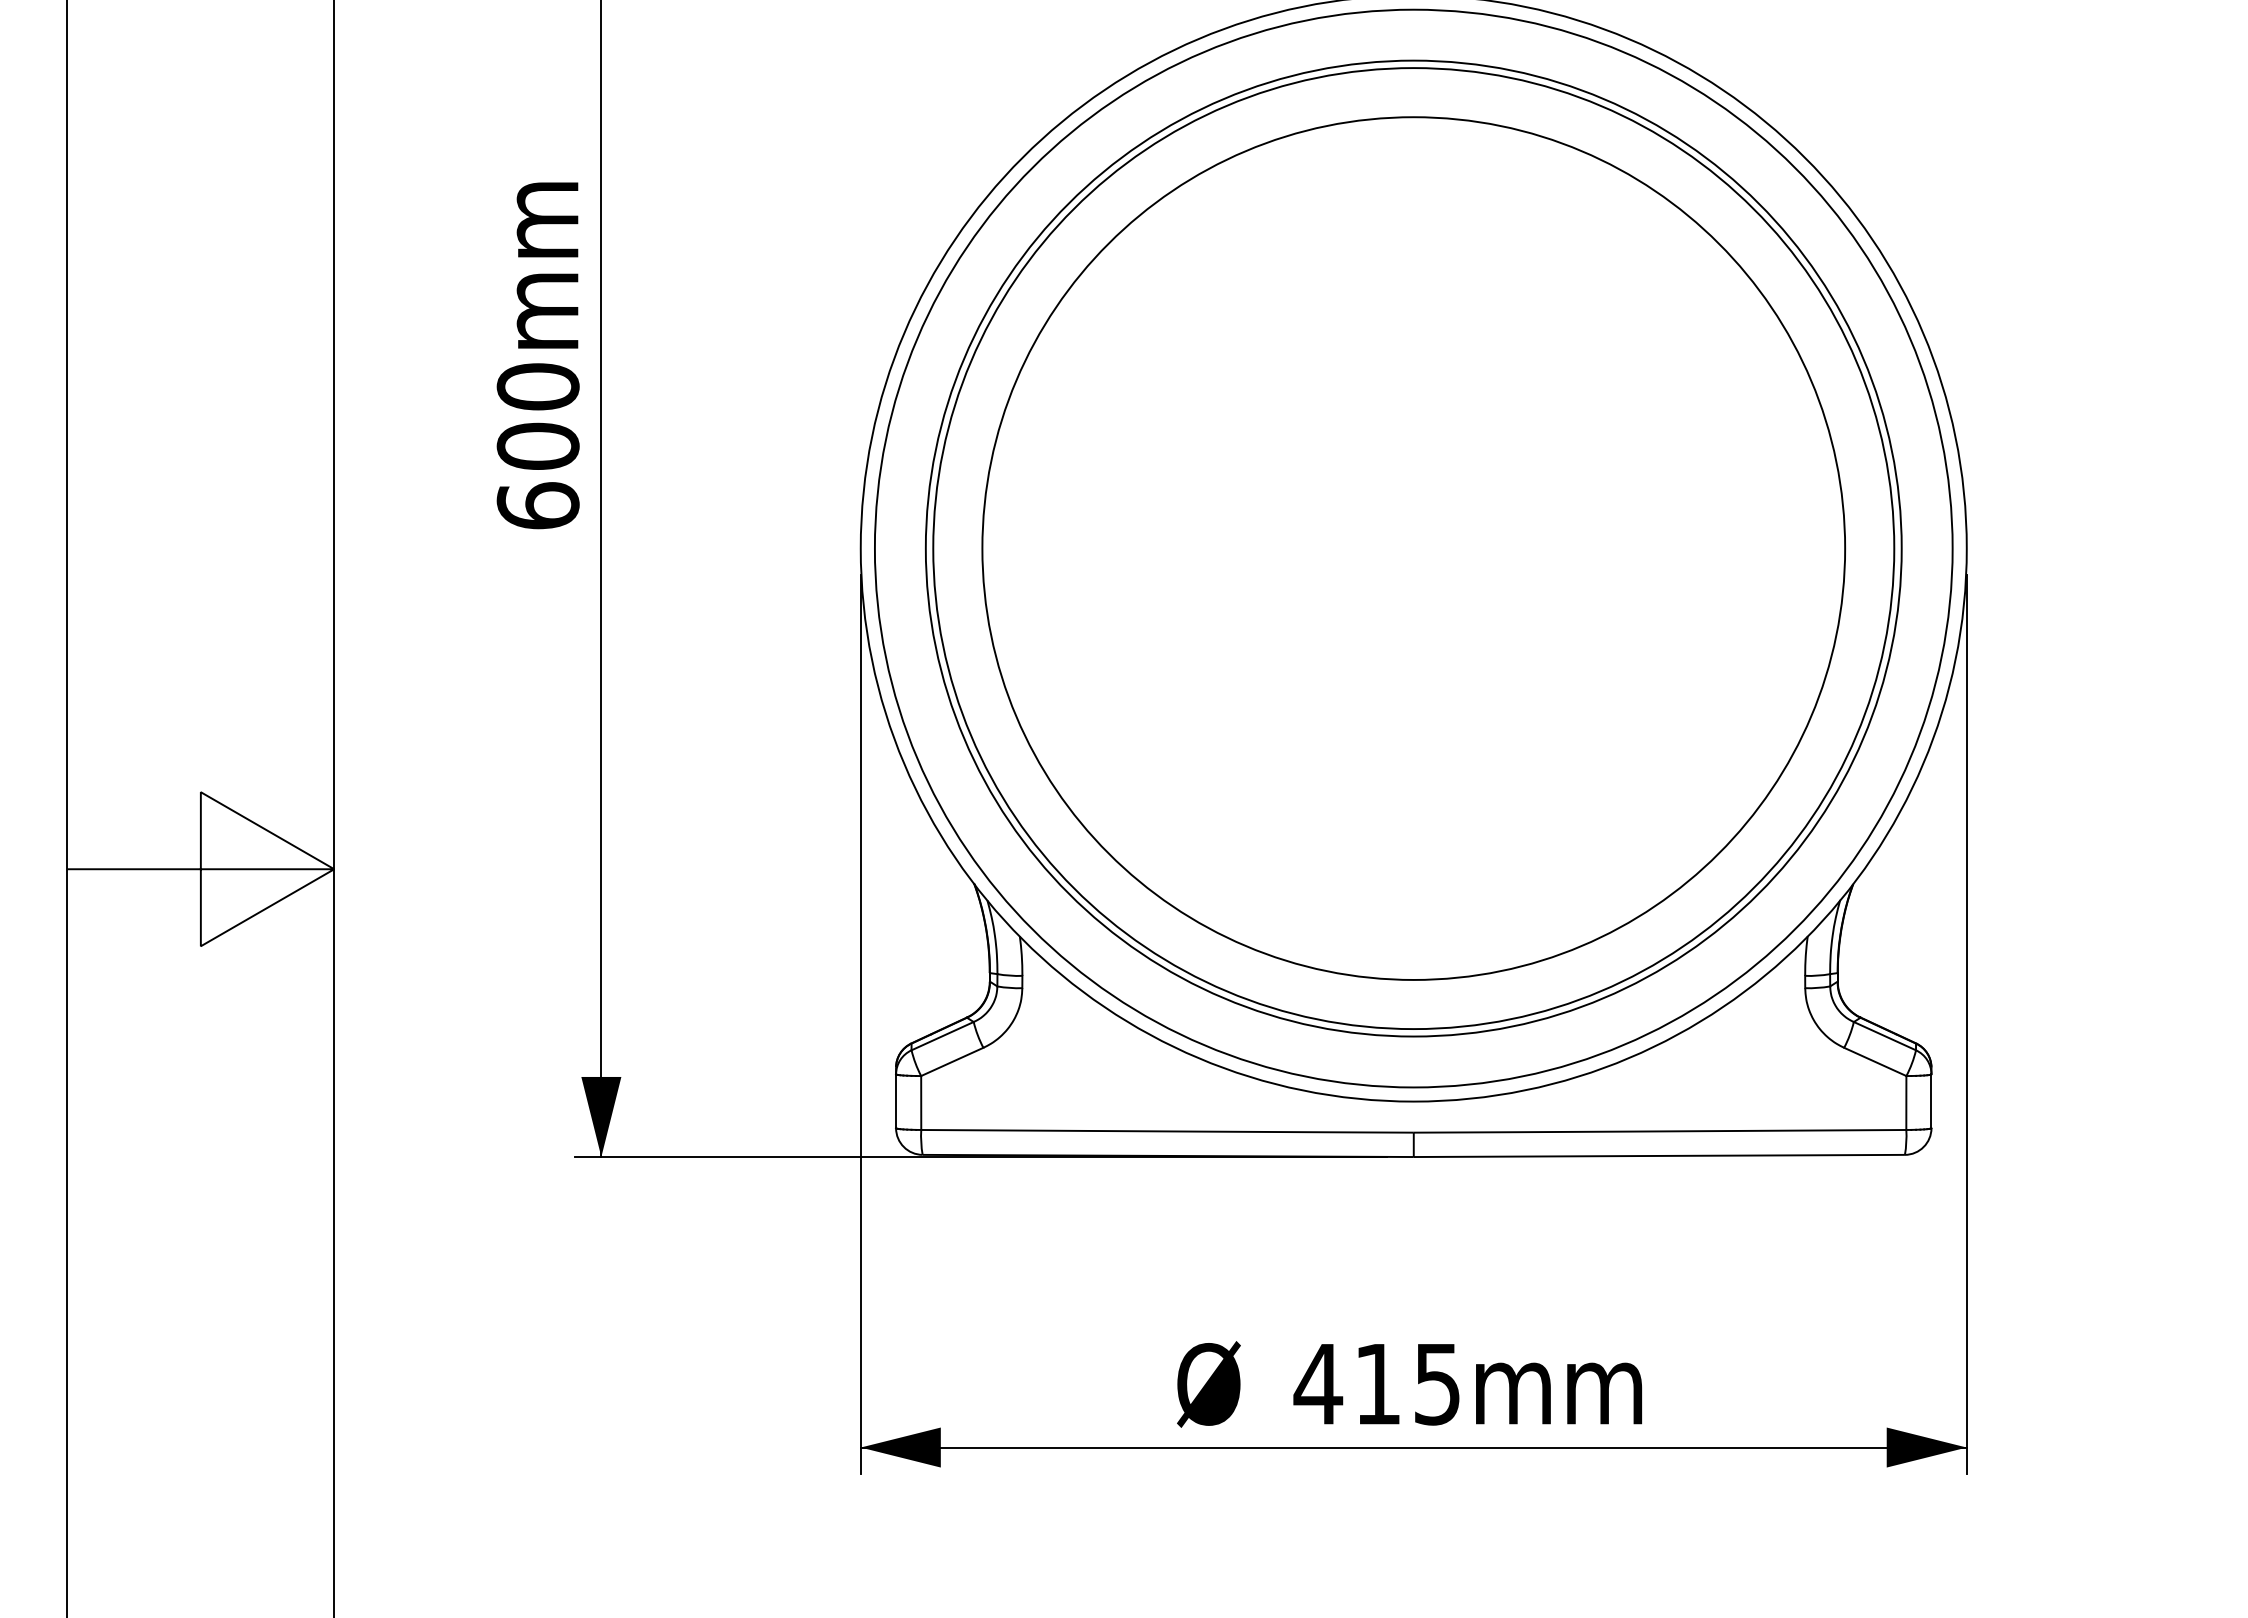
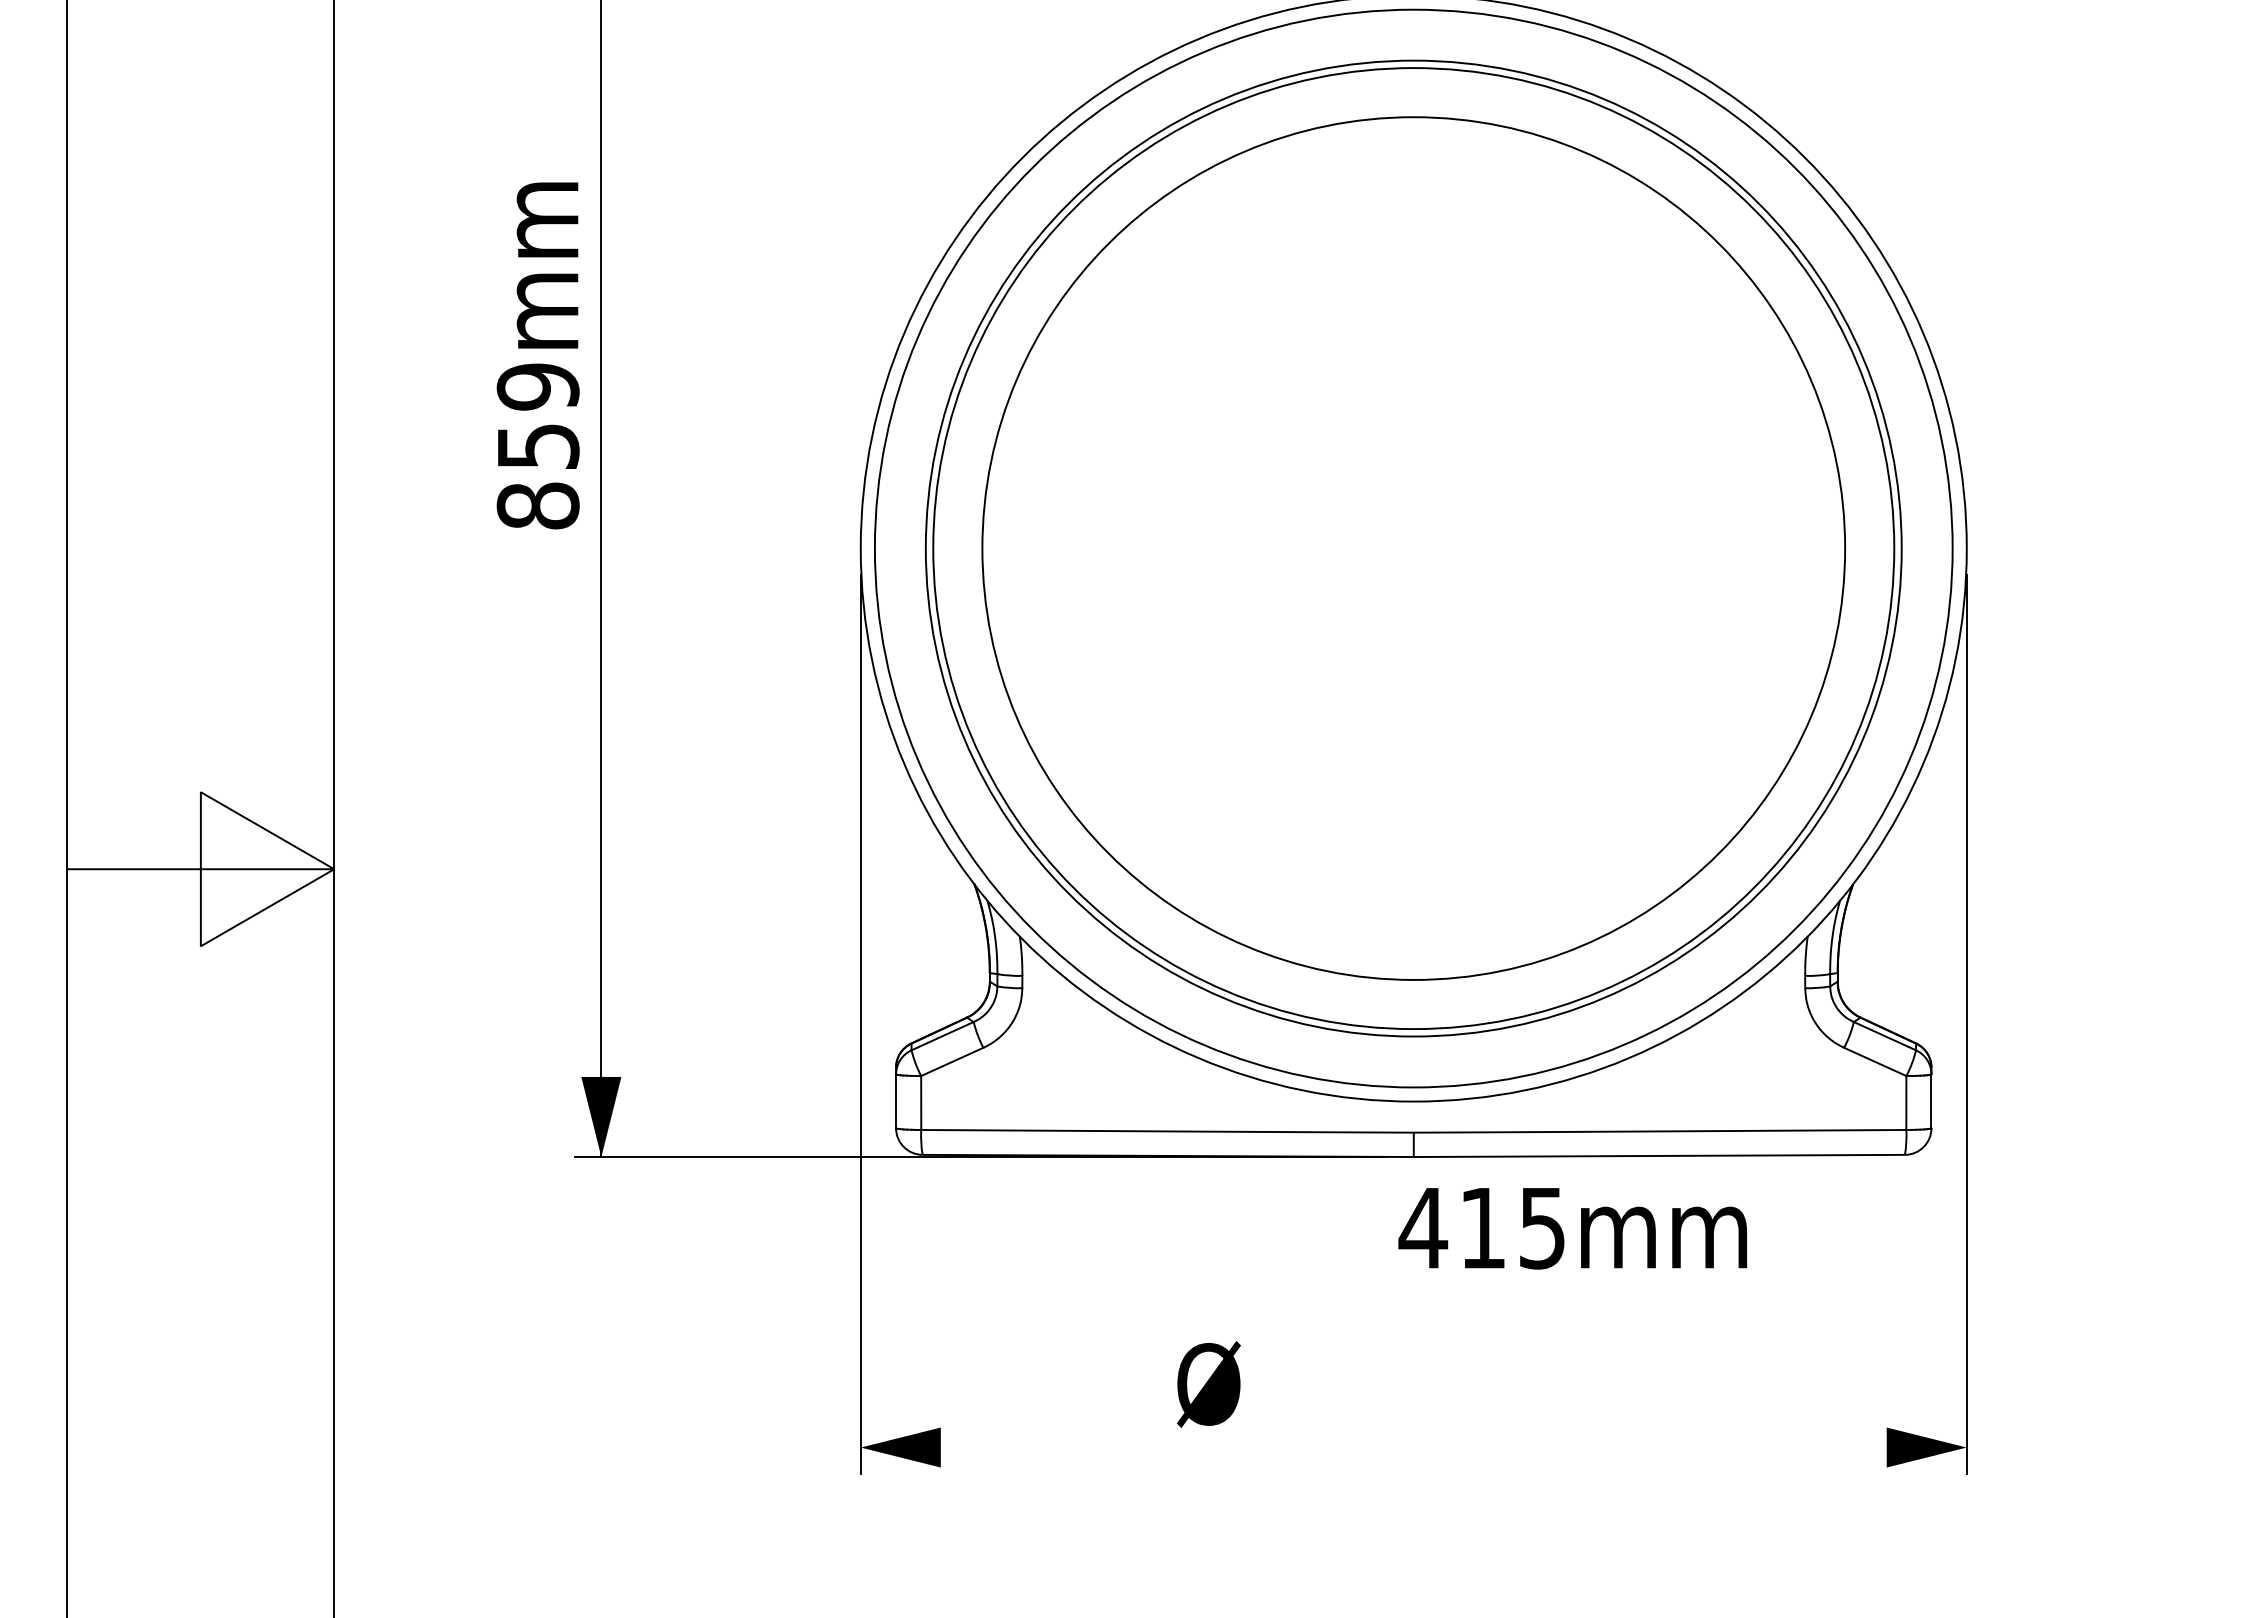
text: 600mm -> 859mm (537, 446)
text position: (1467, 1384) -> (1572, 1228) (1572, 1228)
line: present -> none (1413, 1447)
